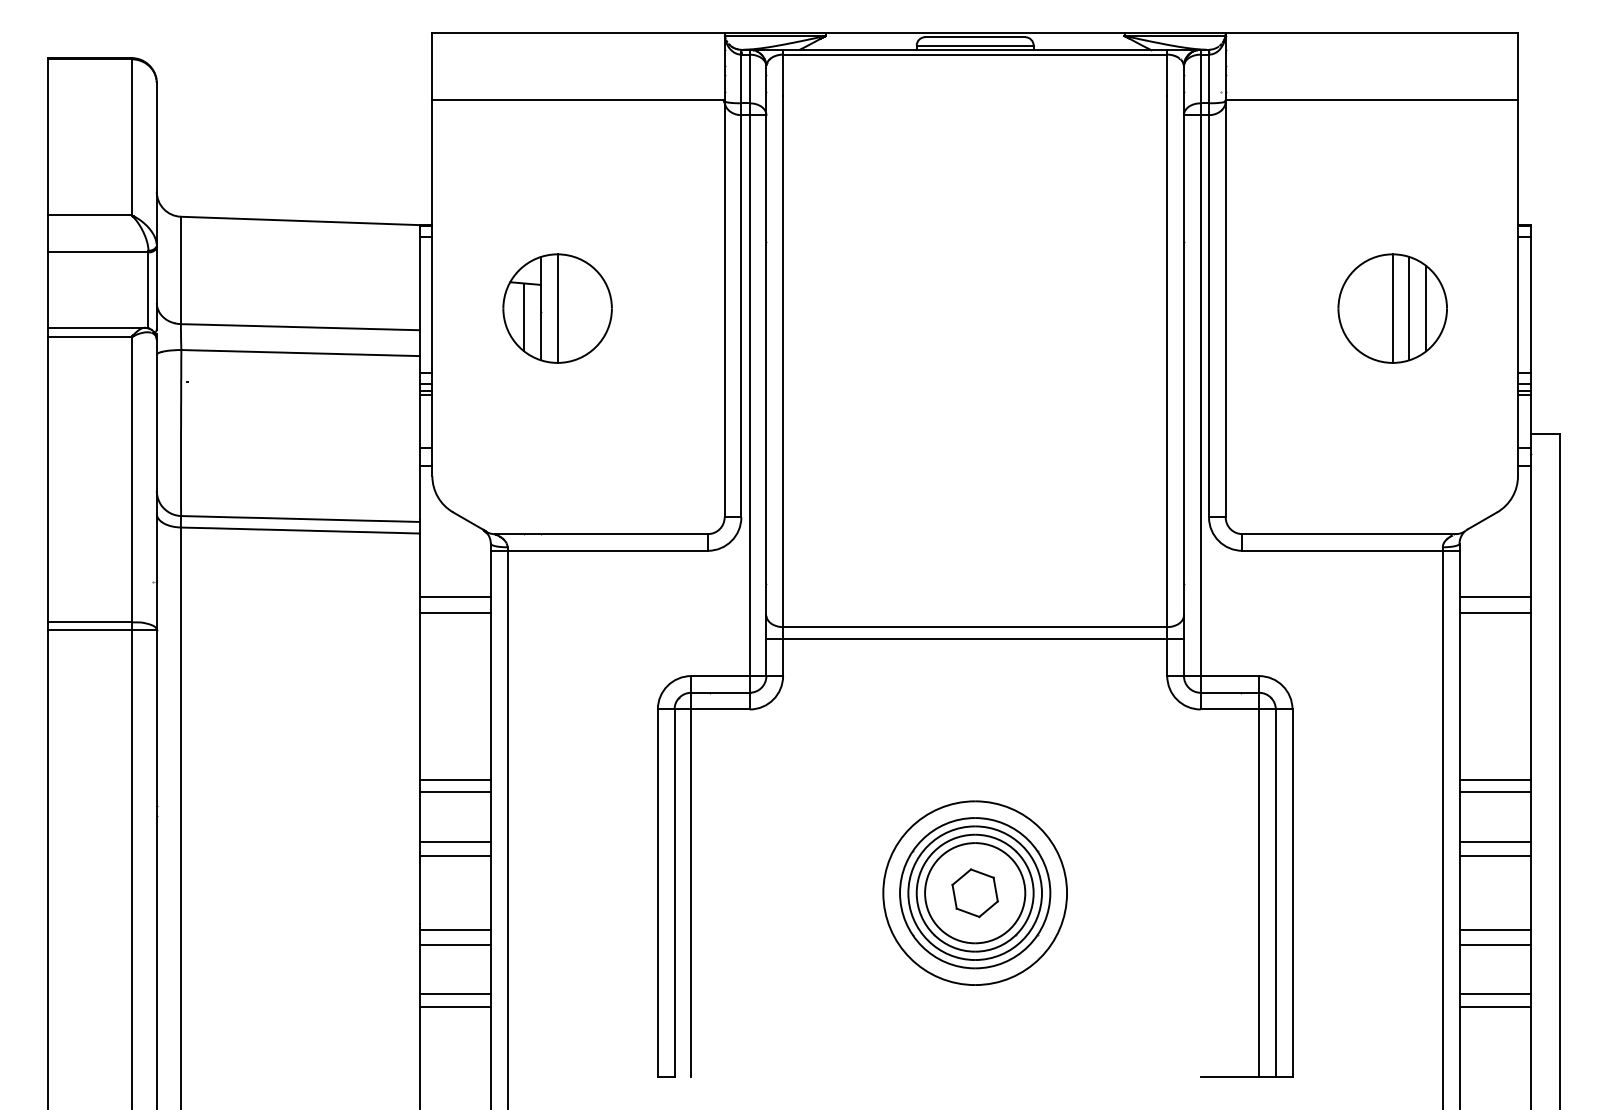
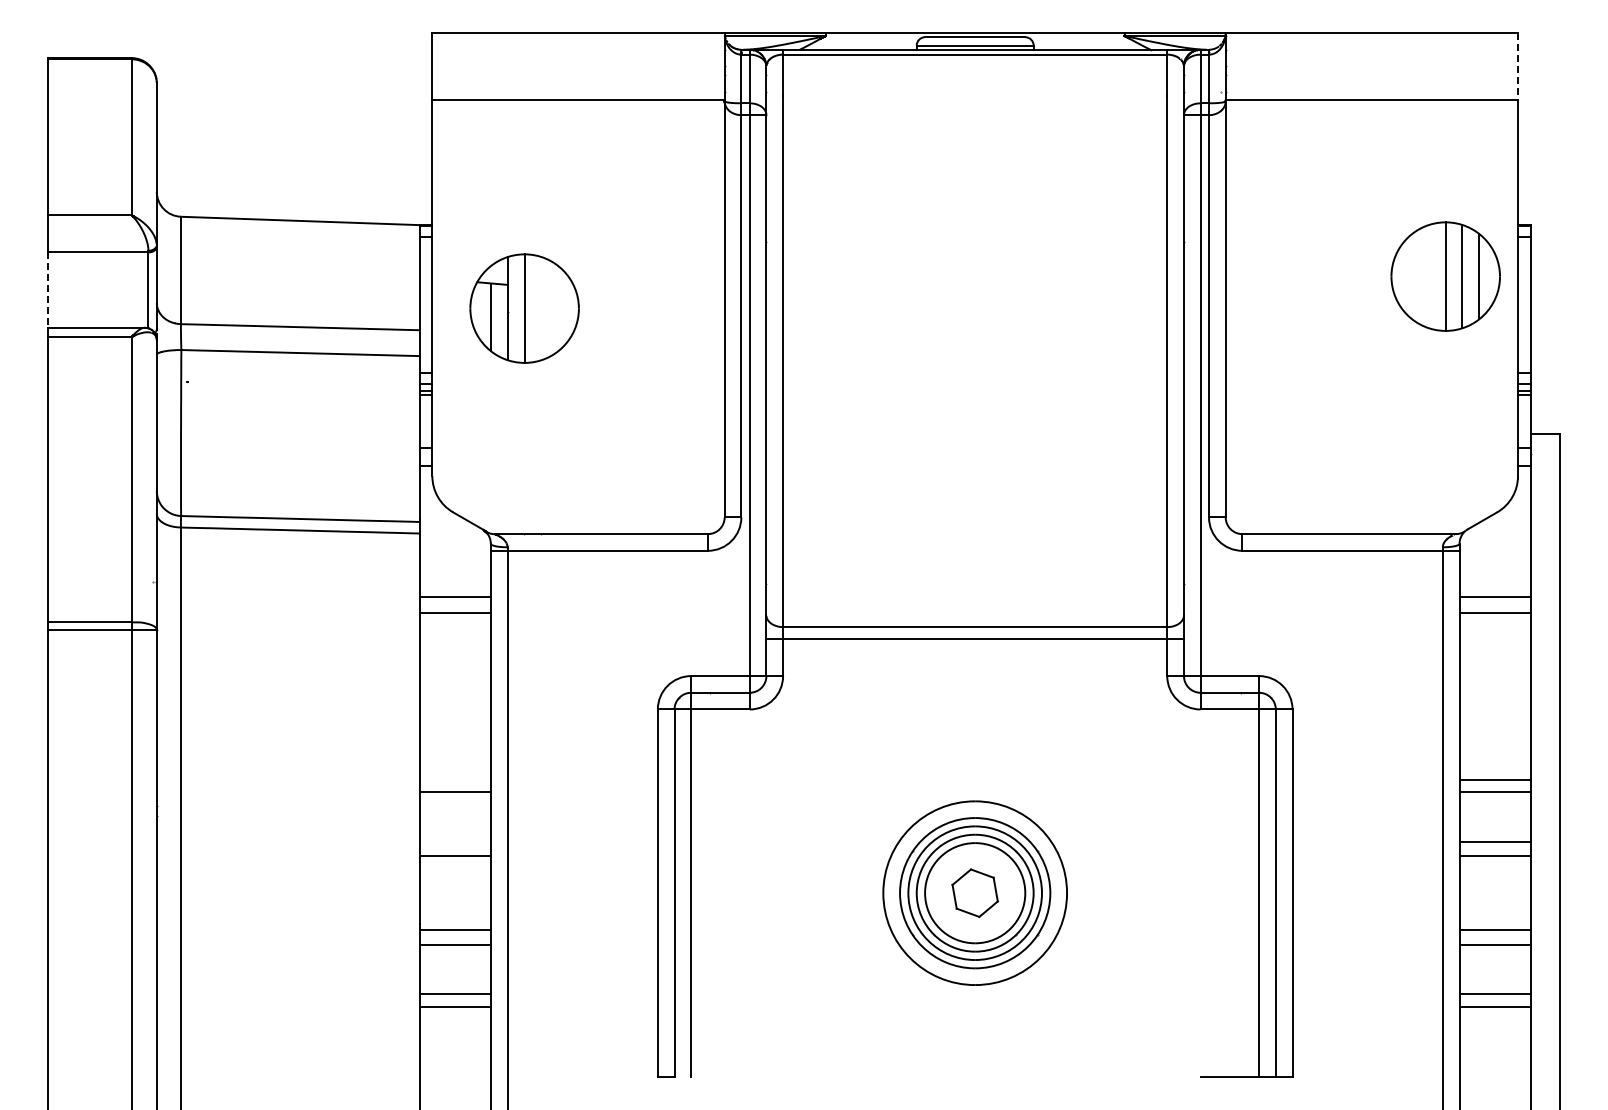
line: solid -> dashed (1518, 66)
line: solid -> dashed (48, 290)
part position: (557, 308) -> (524, 308) (524, 308)
part position: (1392, 308) -> (1445, 276) (1445, 276)
line: present -> none (454, 779)
line: present -> none (454, 841)
